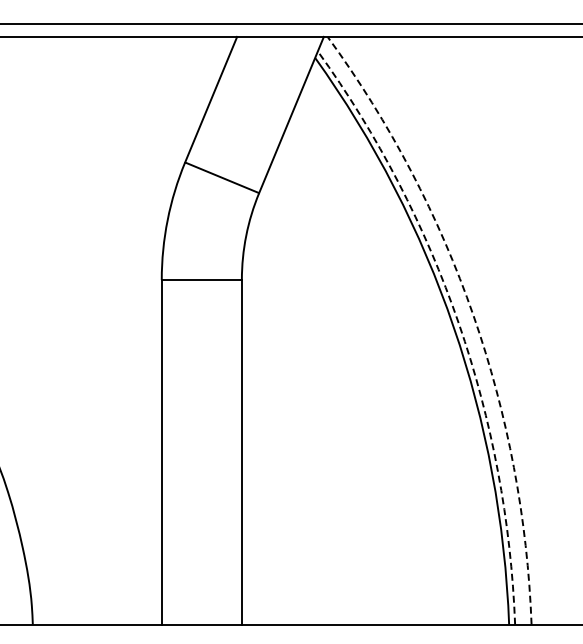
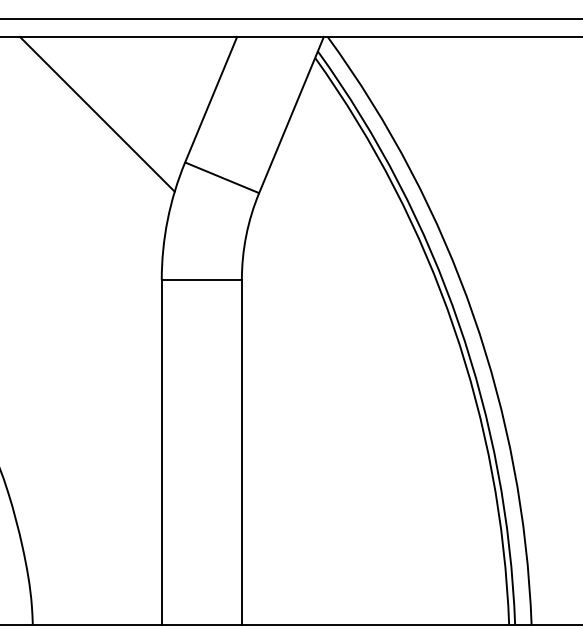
line position: (290, 24) -> (290, 19) (290, 19)
line: none -> present (96, 113)
arc: dashed -> solid (473, 315)
arc: dashed -> solid (458, 323)
